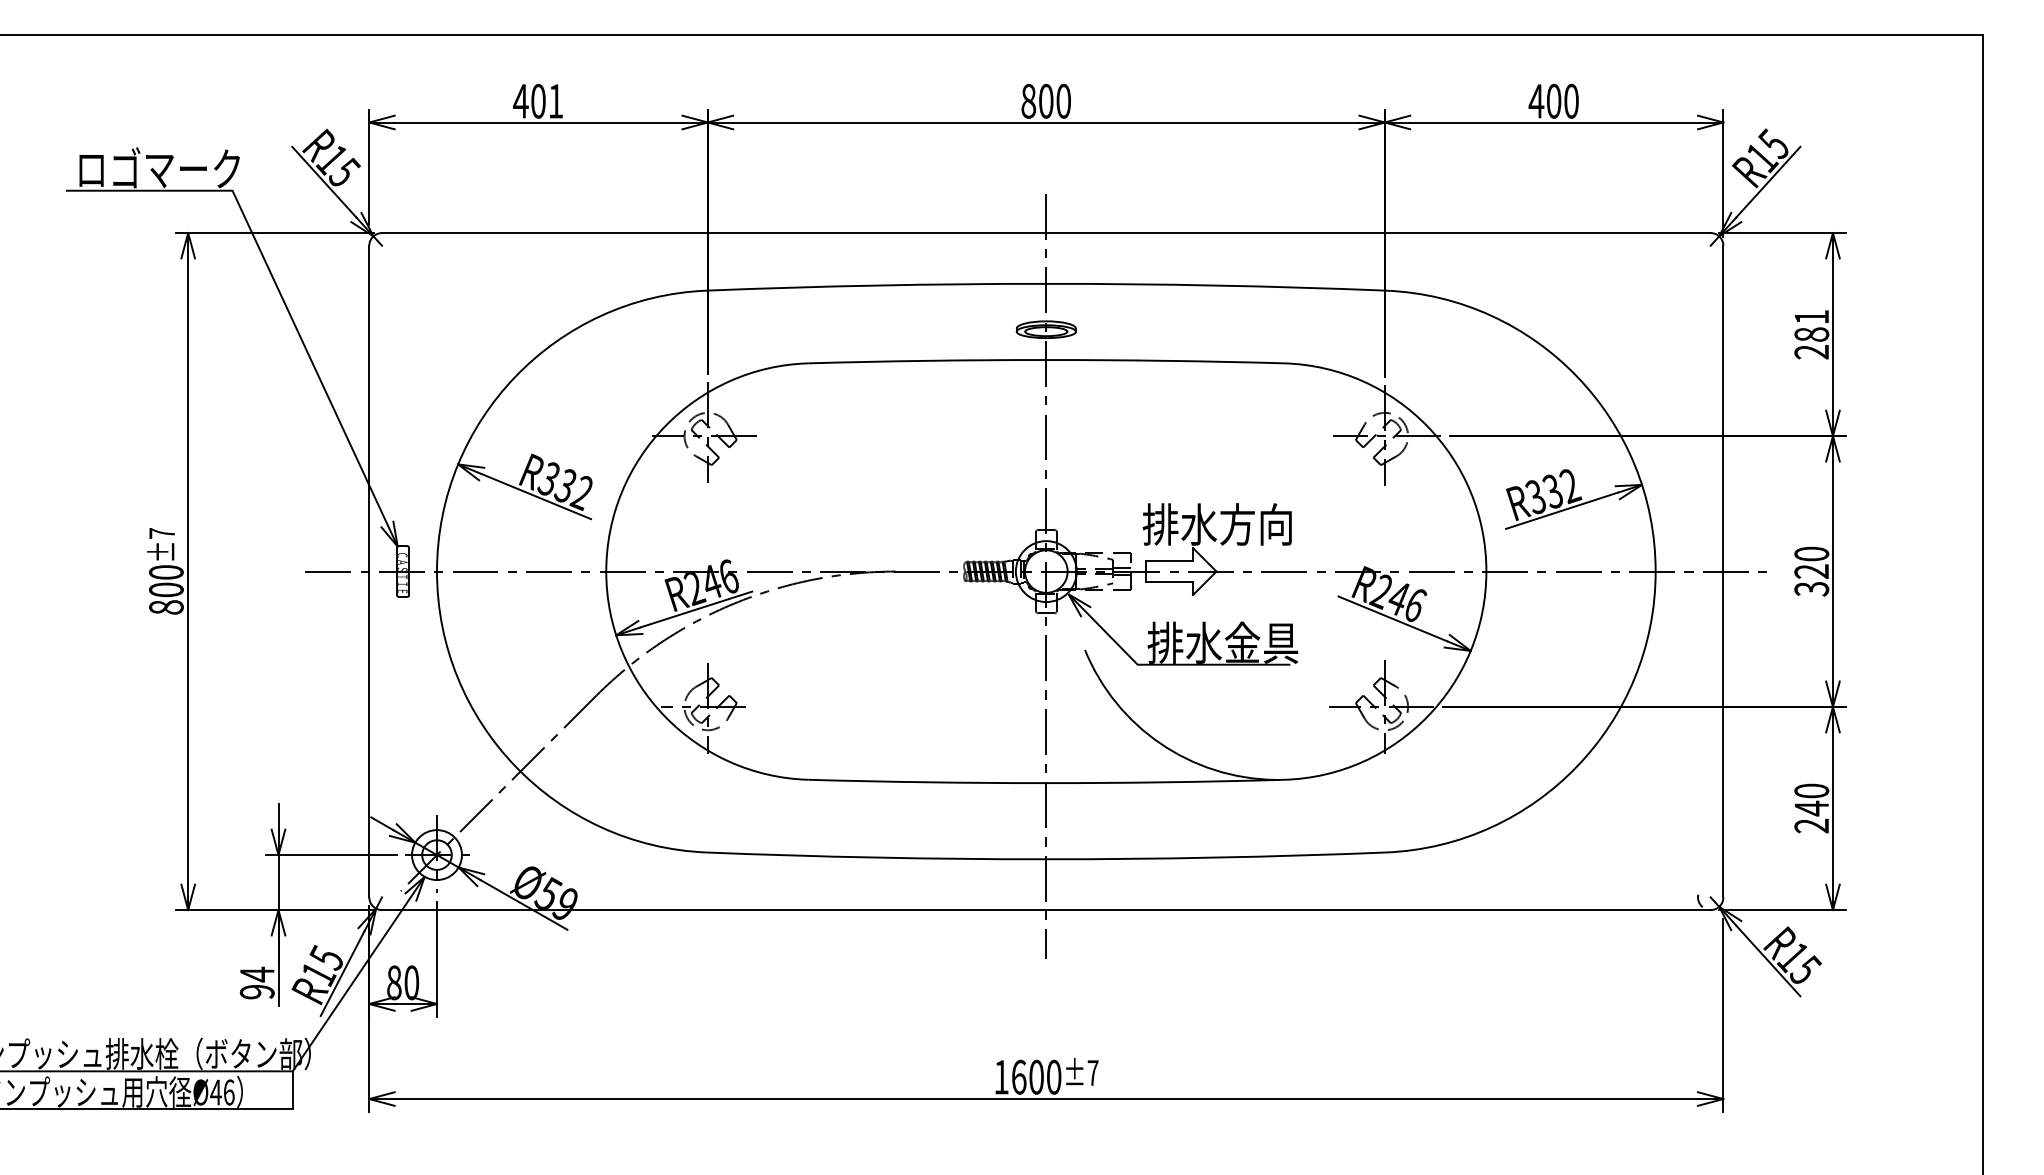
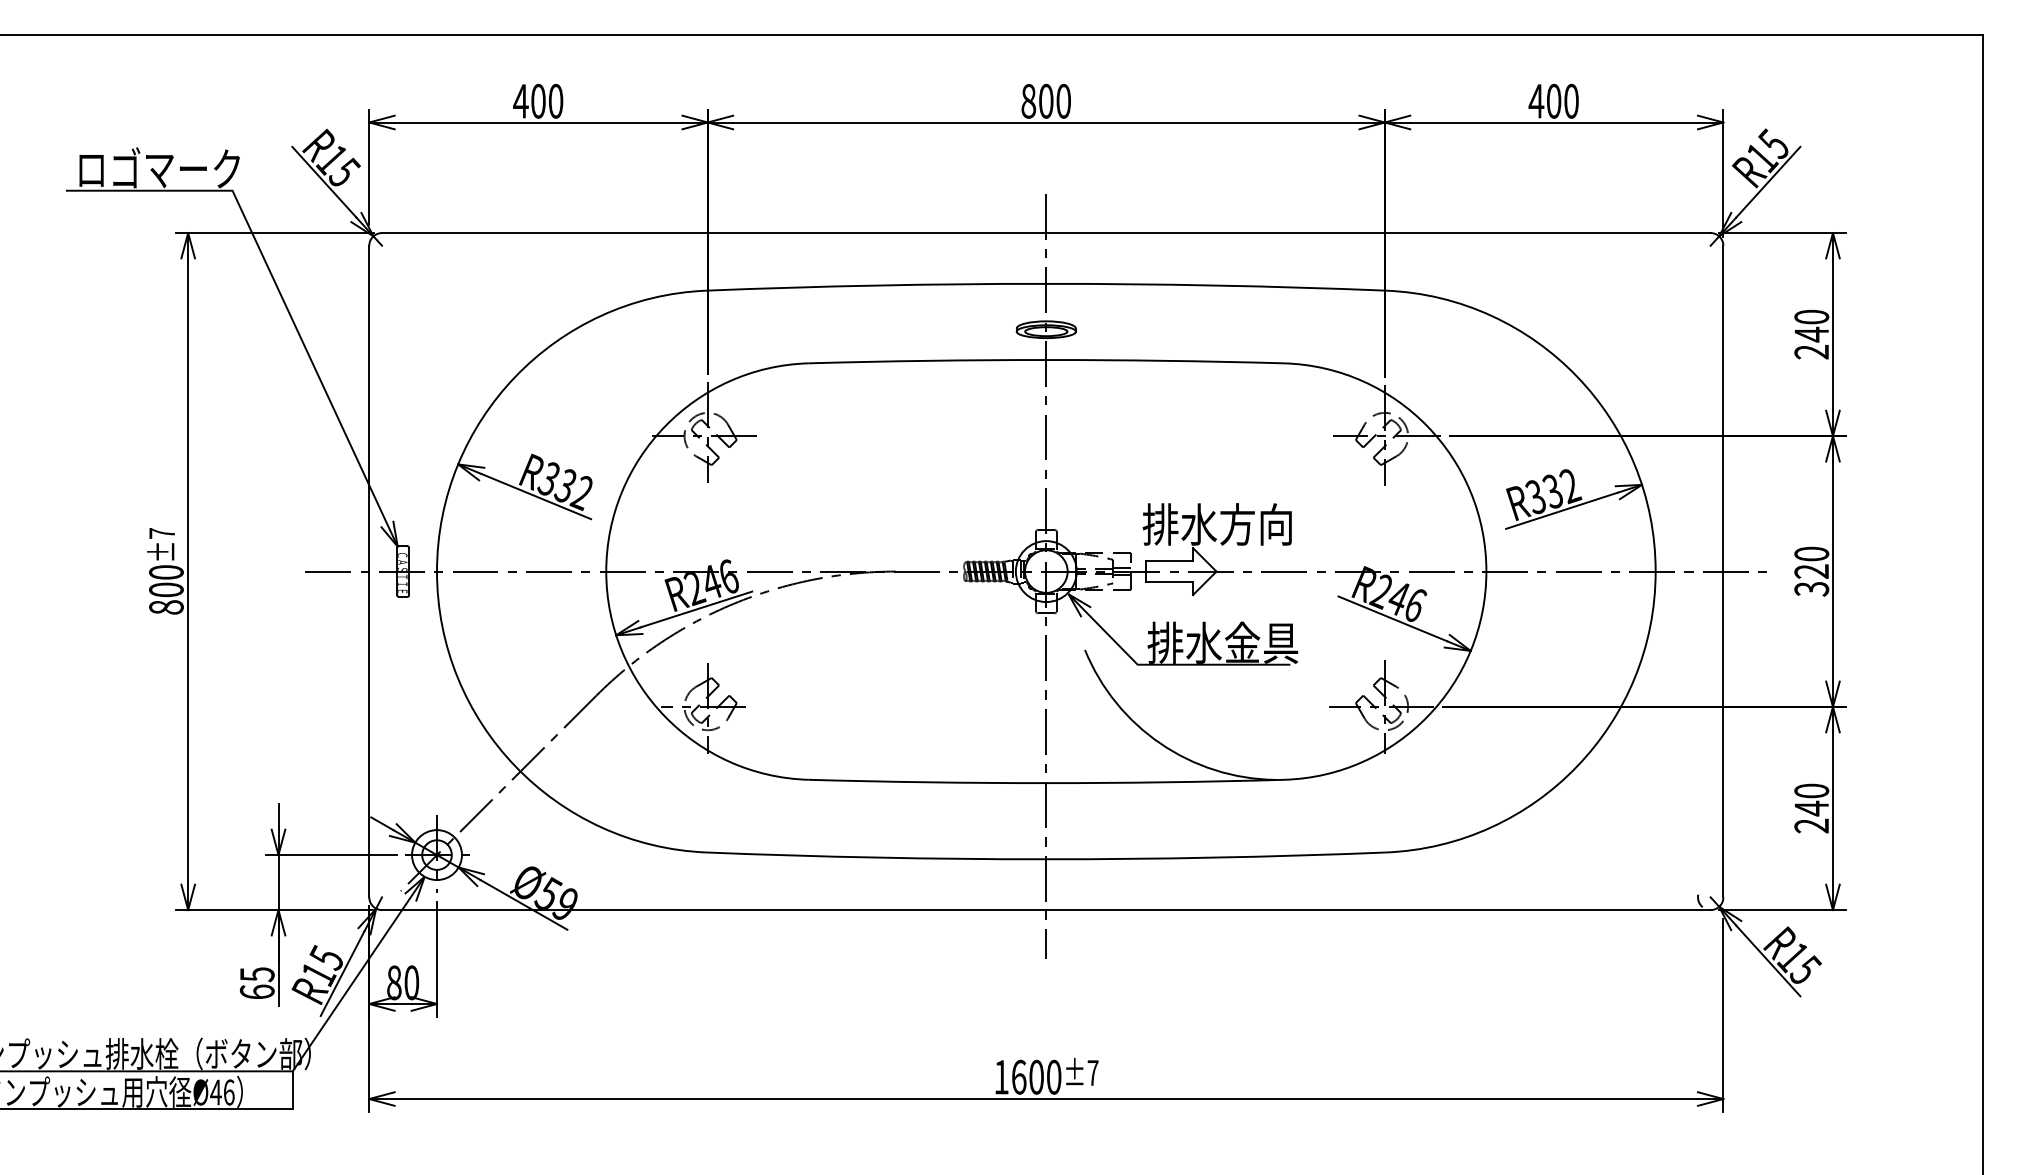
text: 401 -> 400 (556, 100)
text: 281 -> 240 (1811, 325)
text: 94 -> 65 (256, 982)
